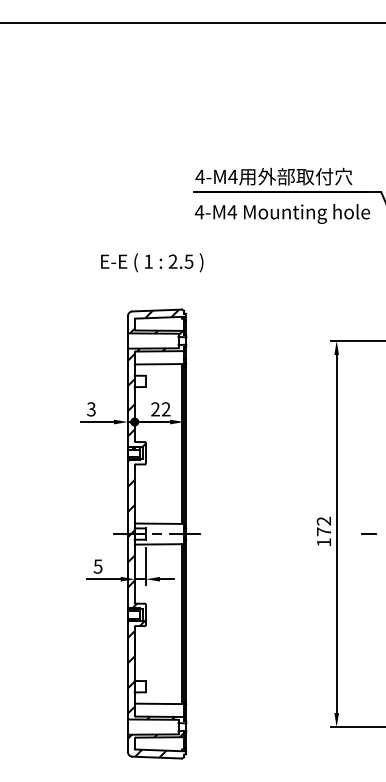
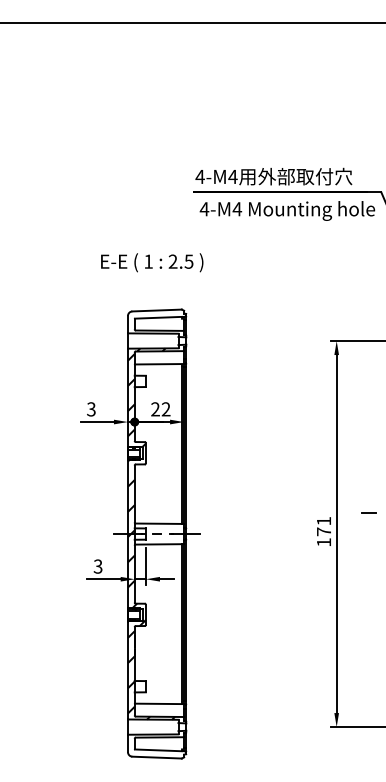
text position: (282, 213) -> (287, 210) (287, 210)
hatch: present -> none (156, 322)
text: 172 -> 171 (323, 520)
line position: (368, 533) -> (368, 512) (368, 512)
text: 5 -> 3 (98, 566)
hatch: present -> none (156, 743)
